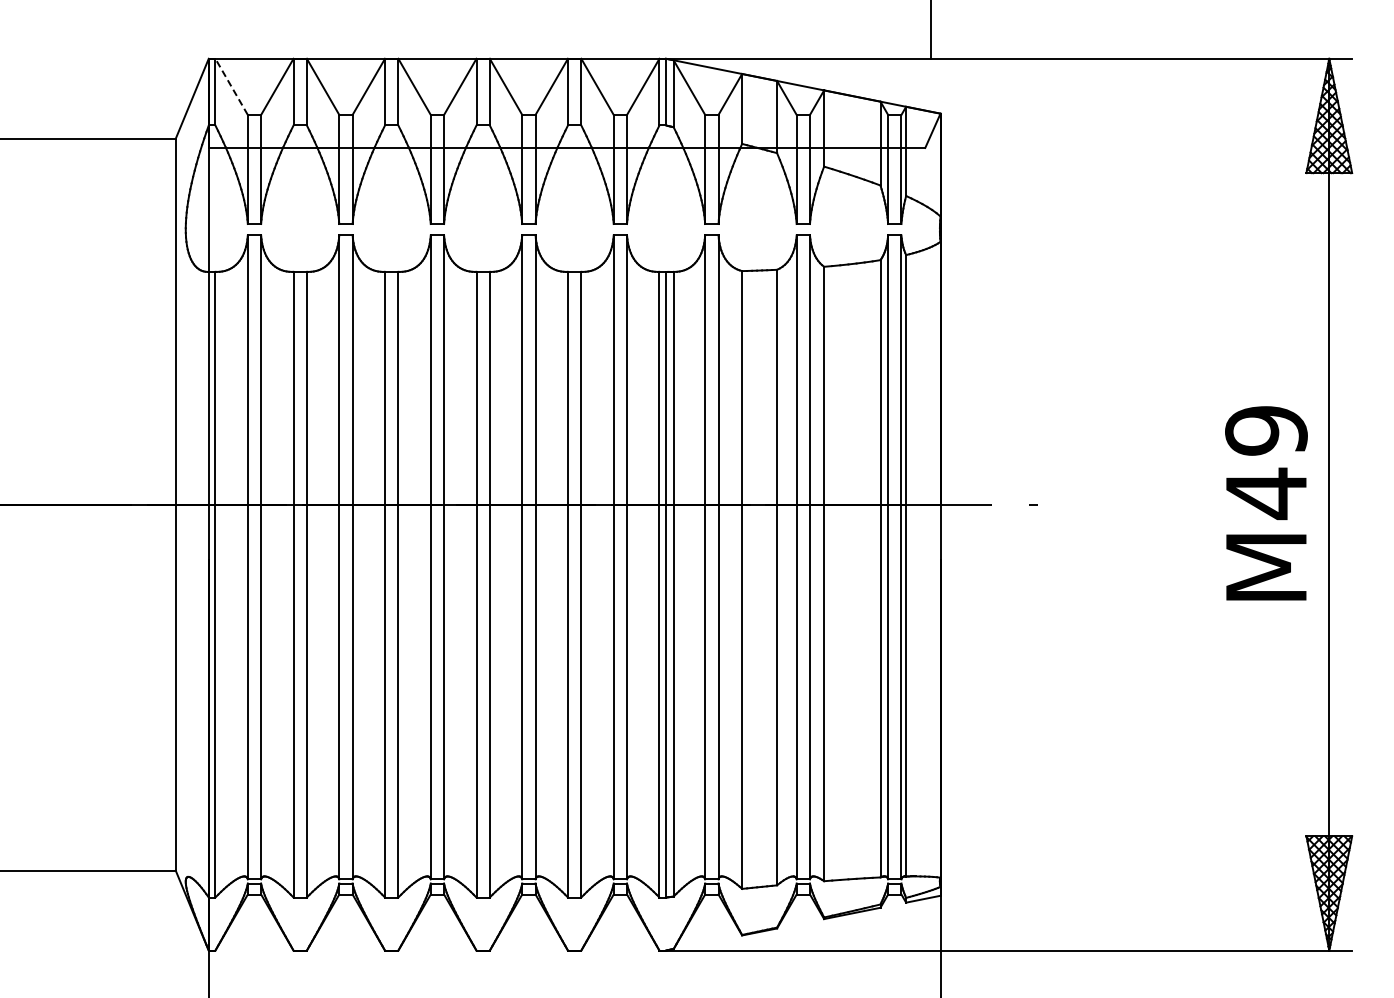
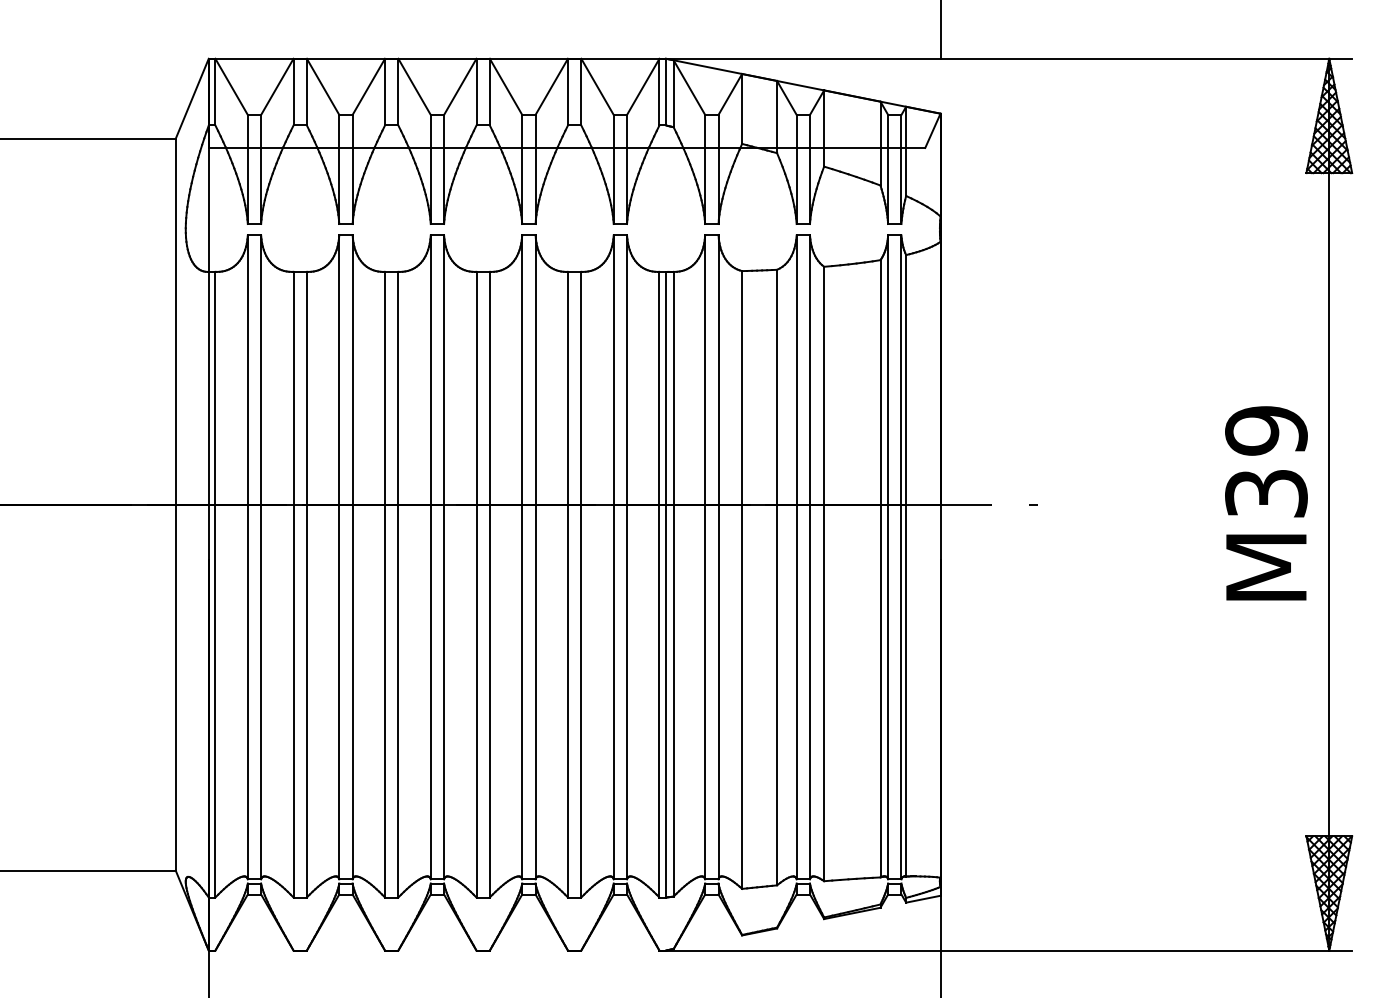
line position: (930, 30) -> (940, 30) (940, 30)
line: dashed -> solid (231, 86)
text: M49 -> M39 (1266, 493)
